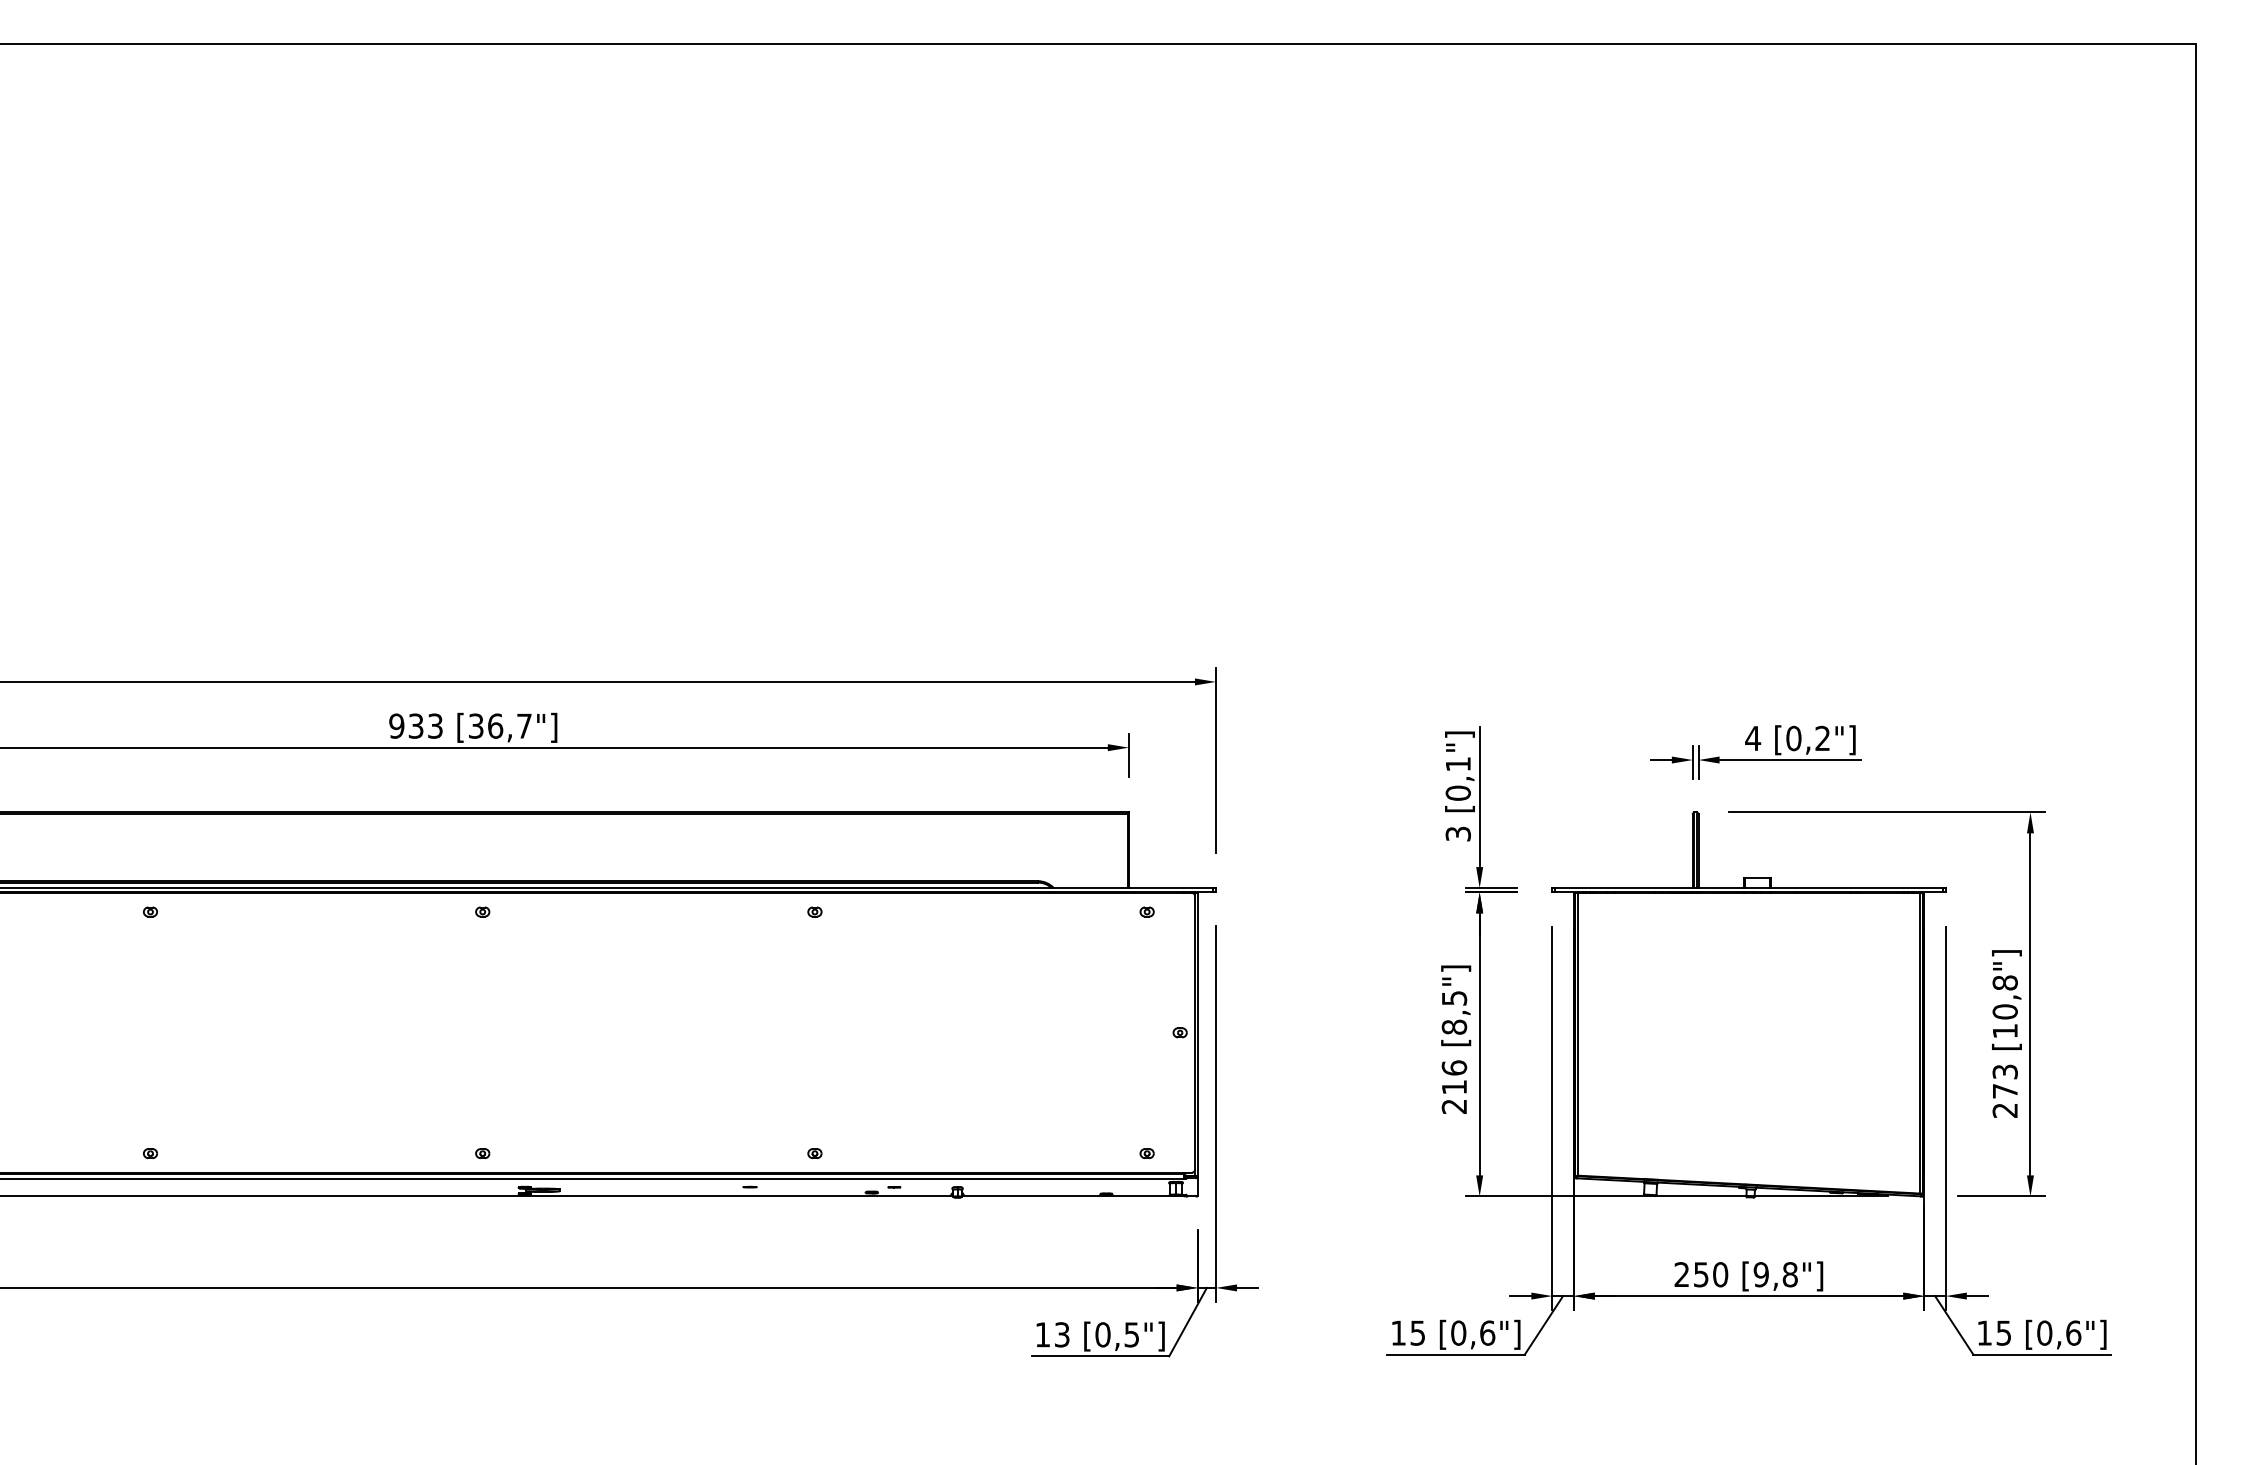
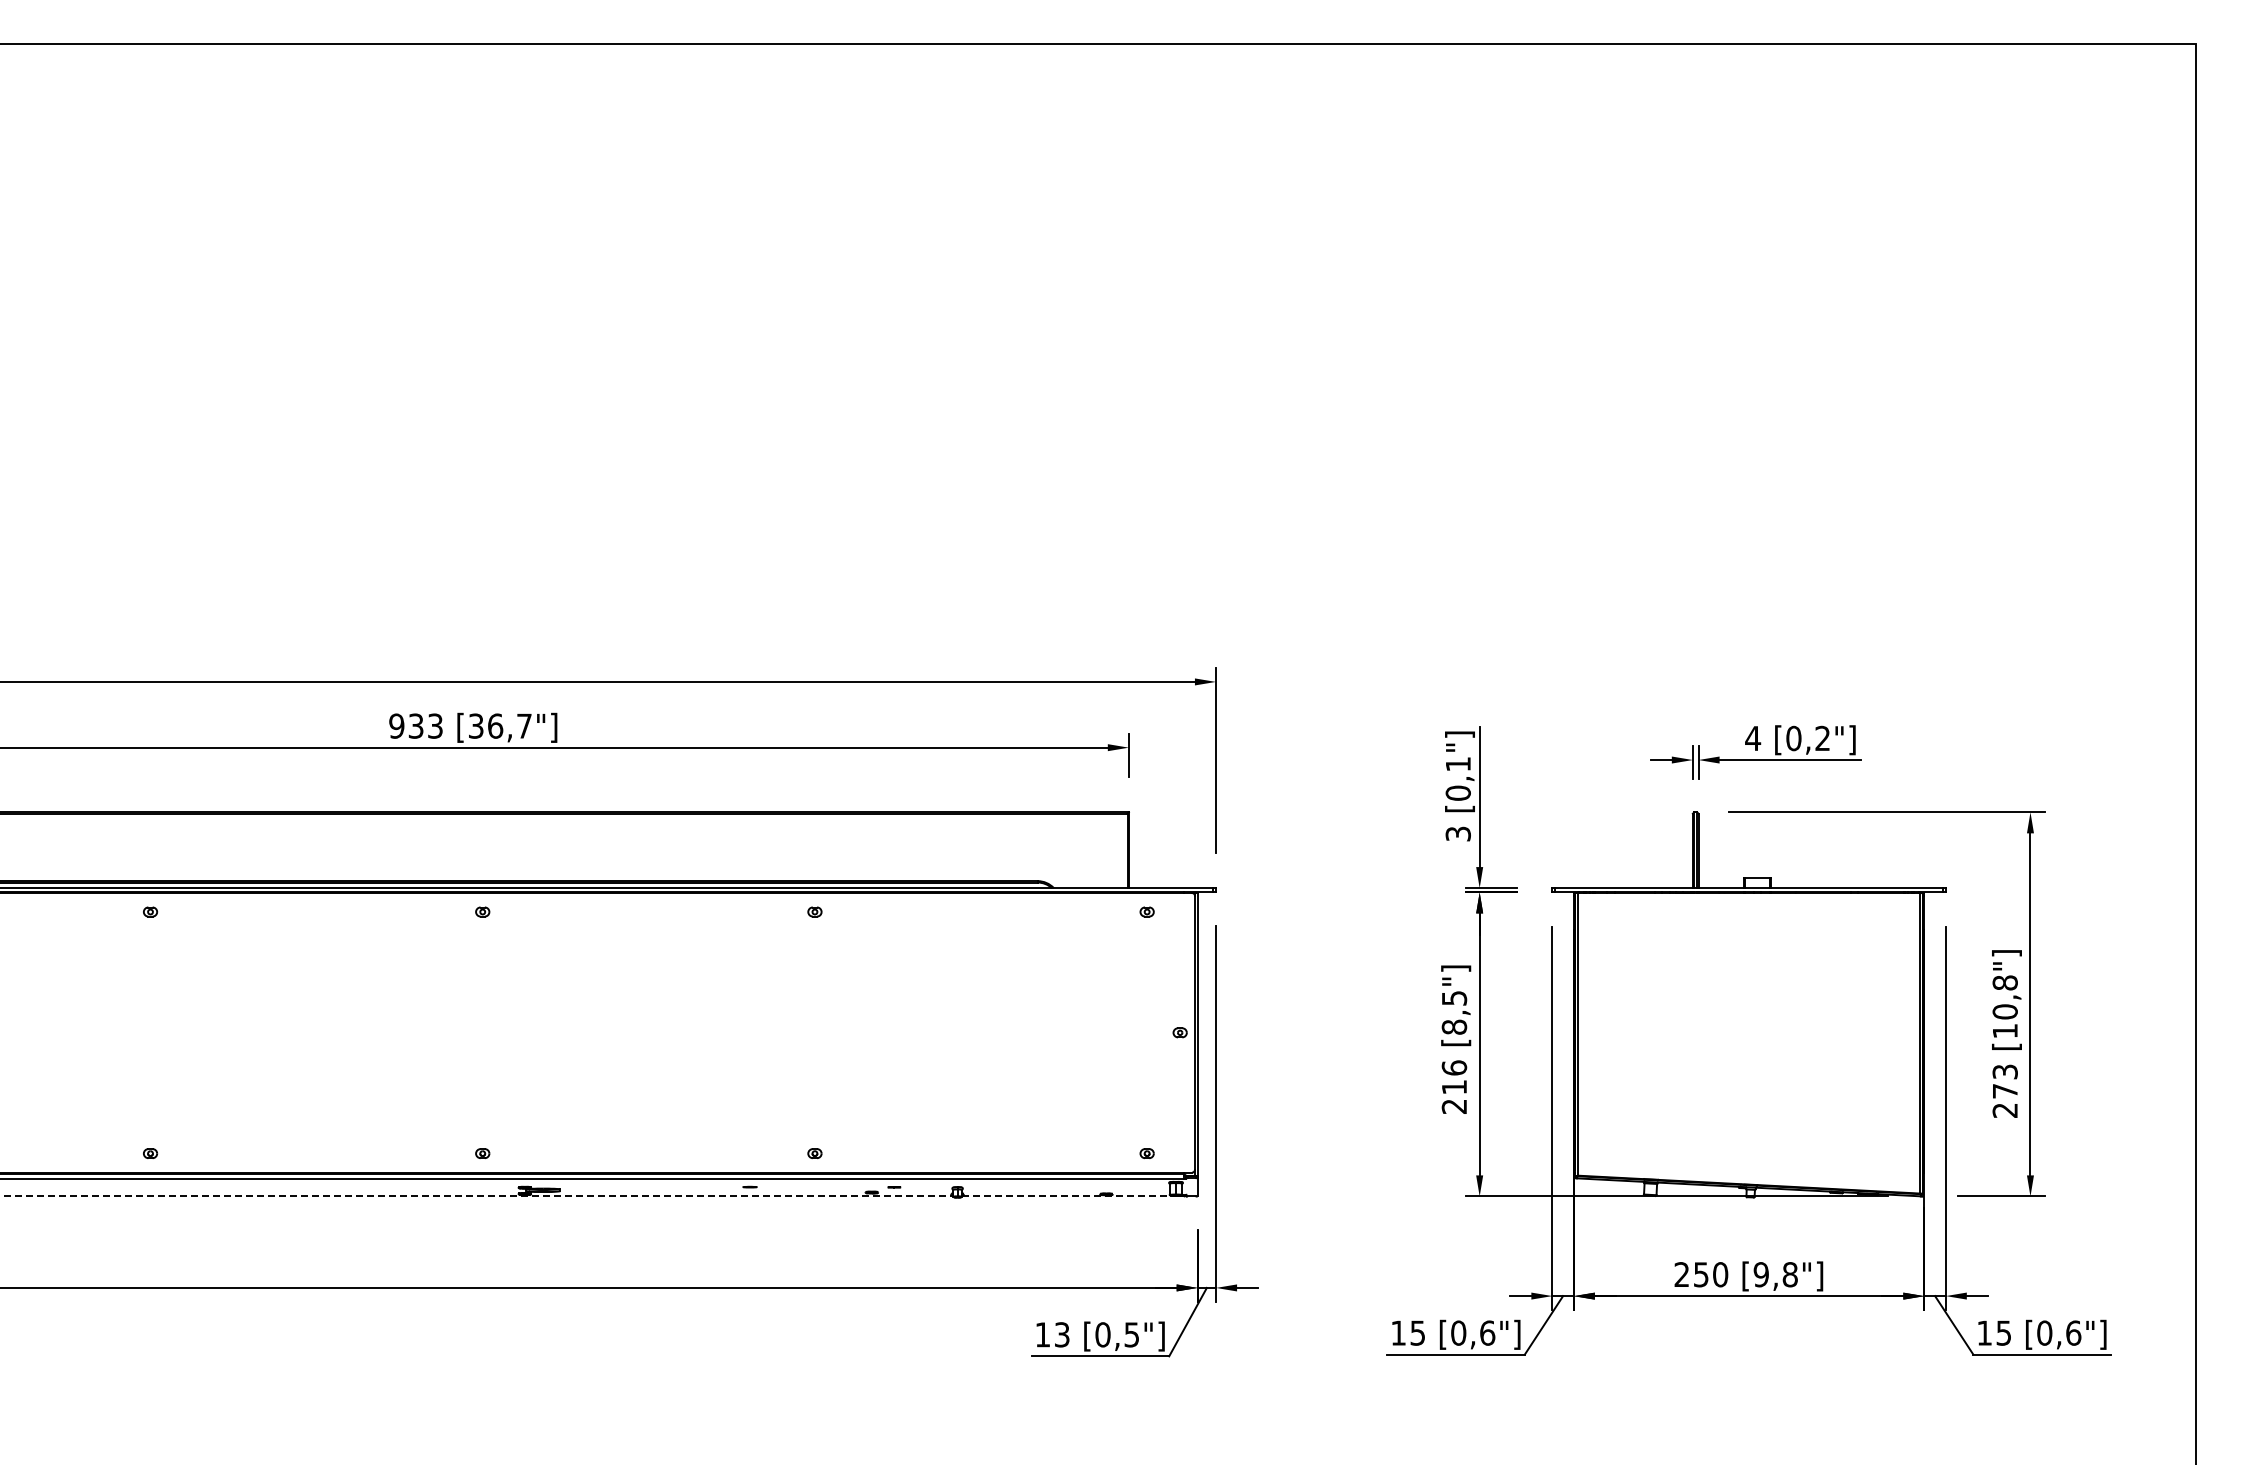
line: solid -> dashed (477, 1196)
line: solid -> dashed (1072, 1196)
